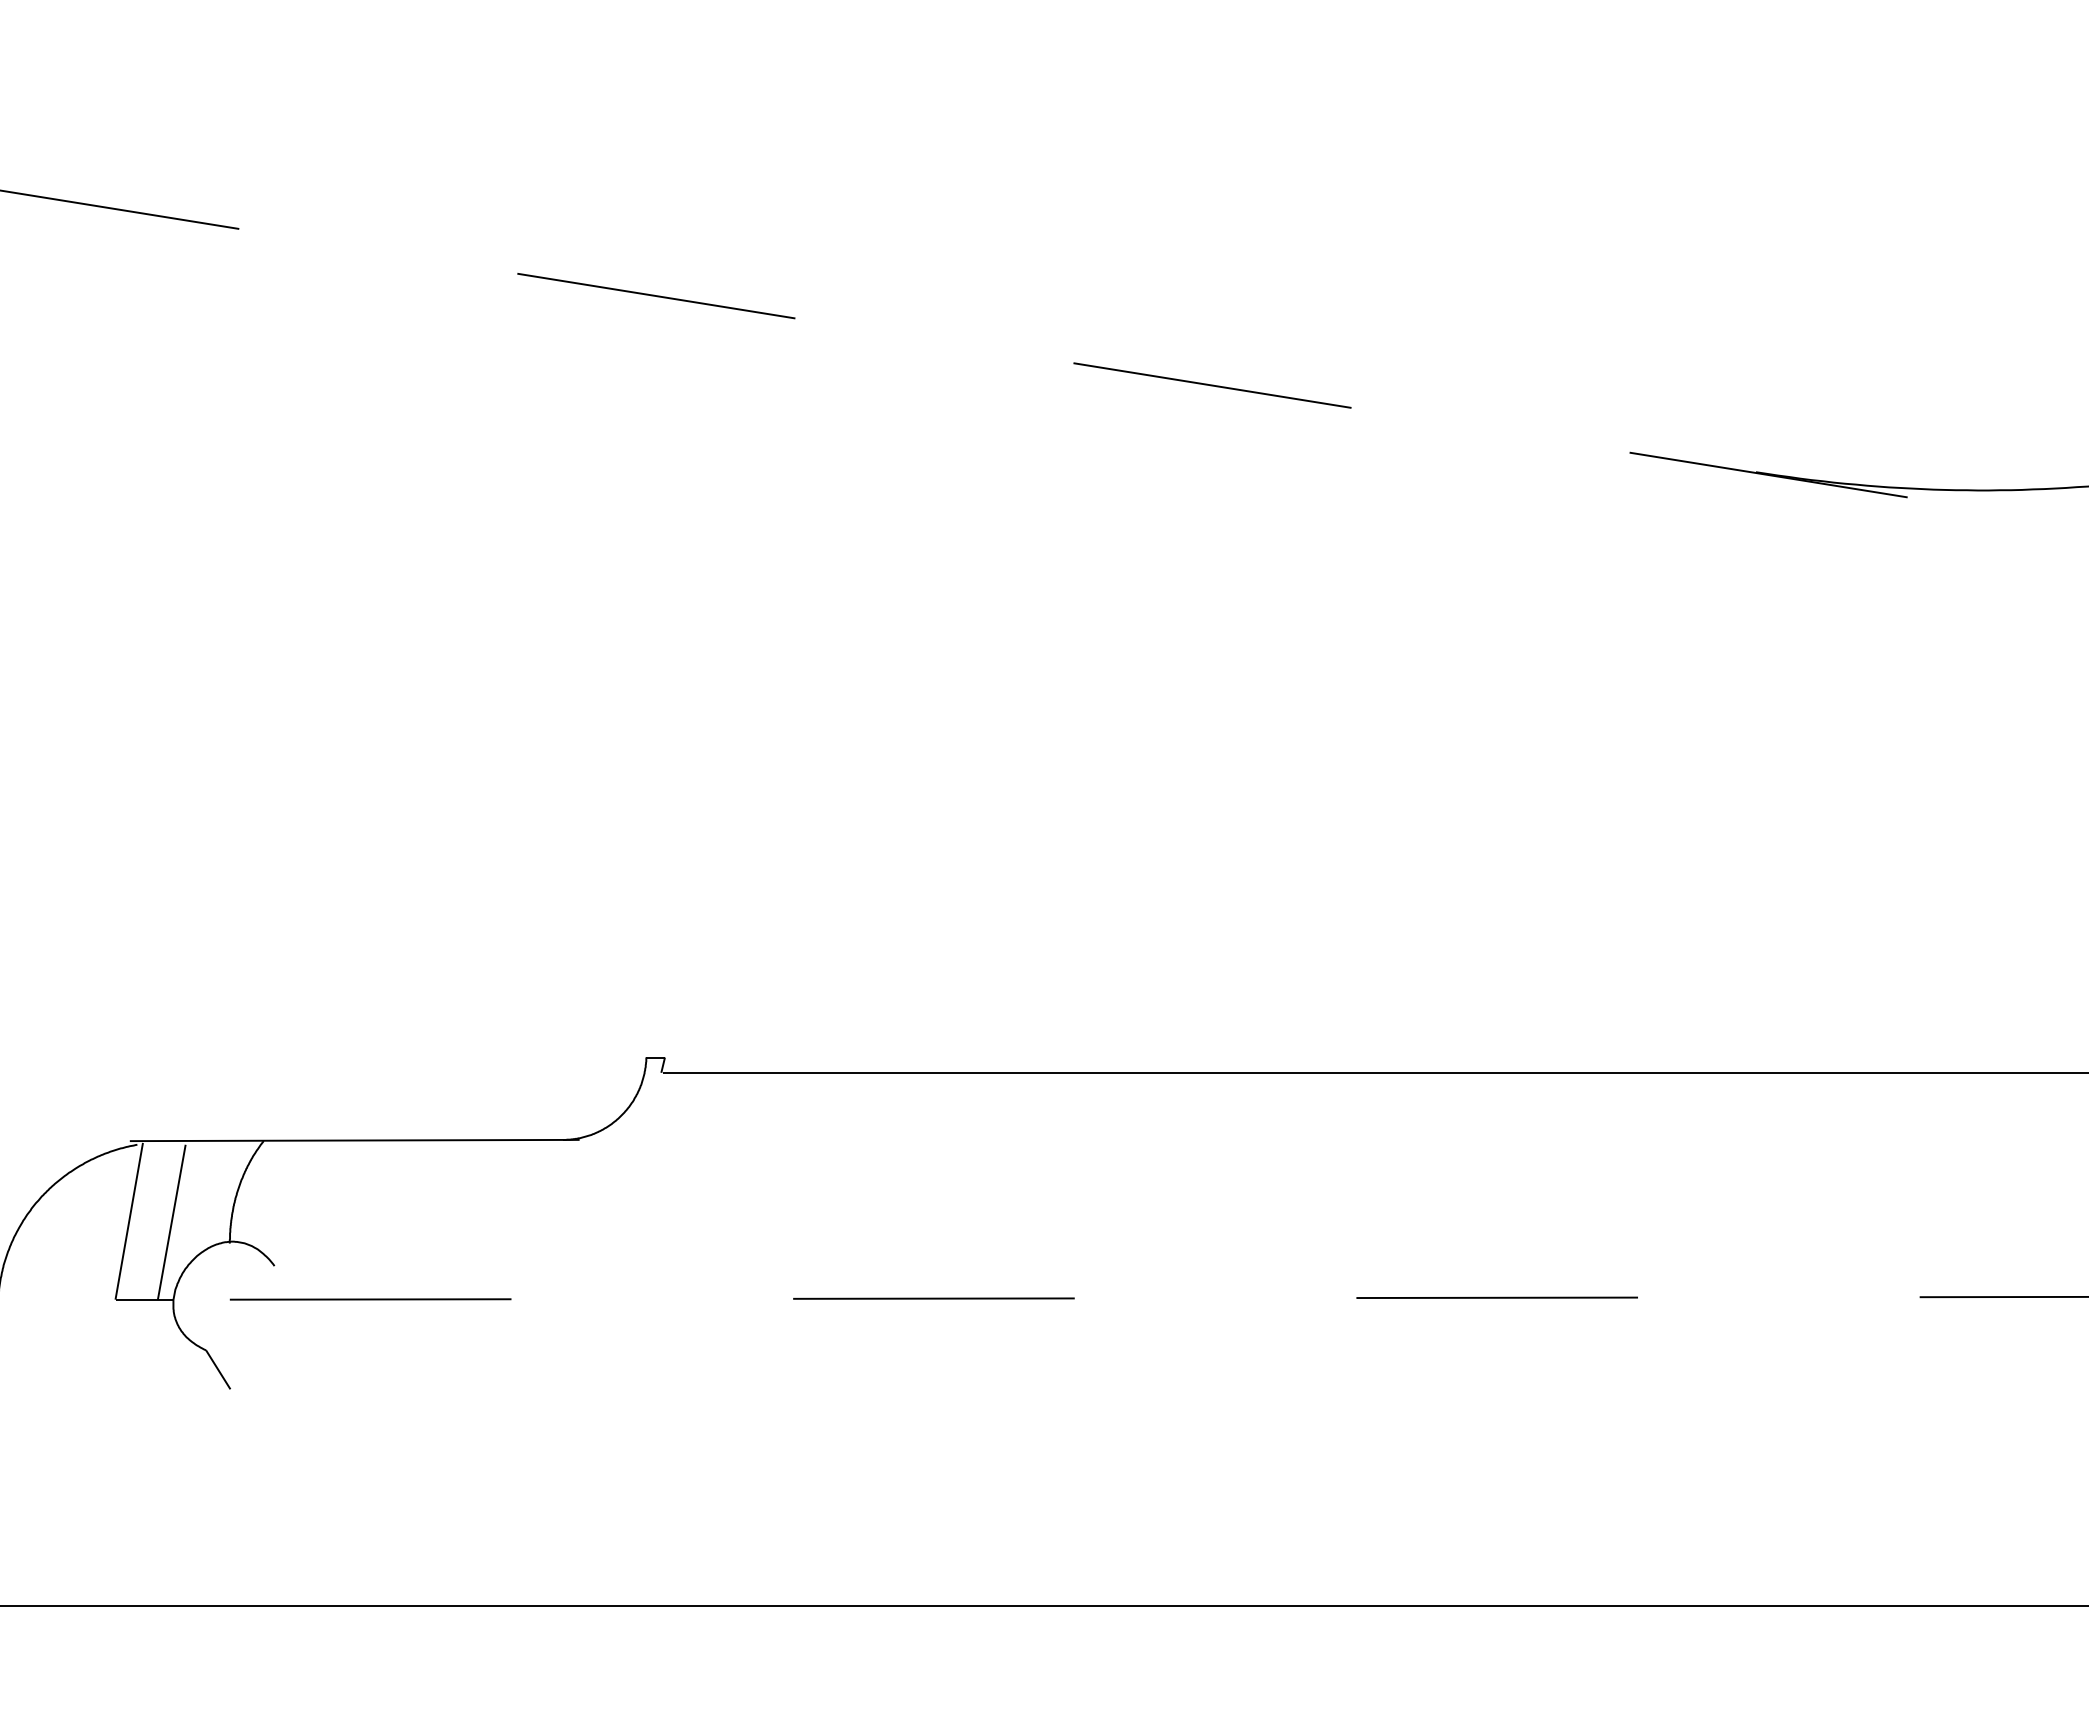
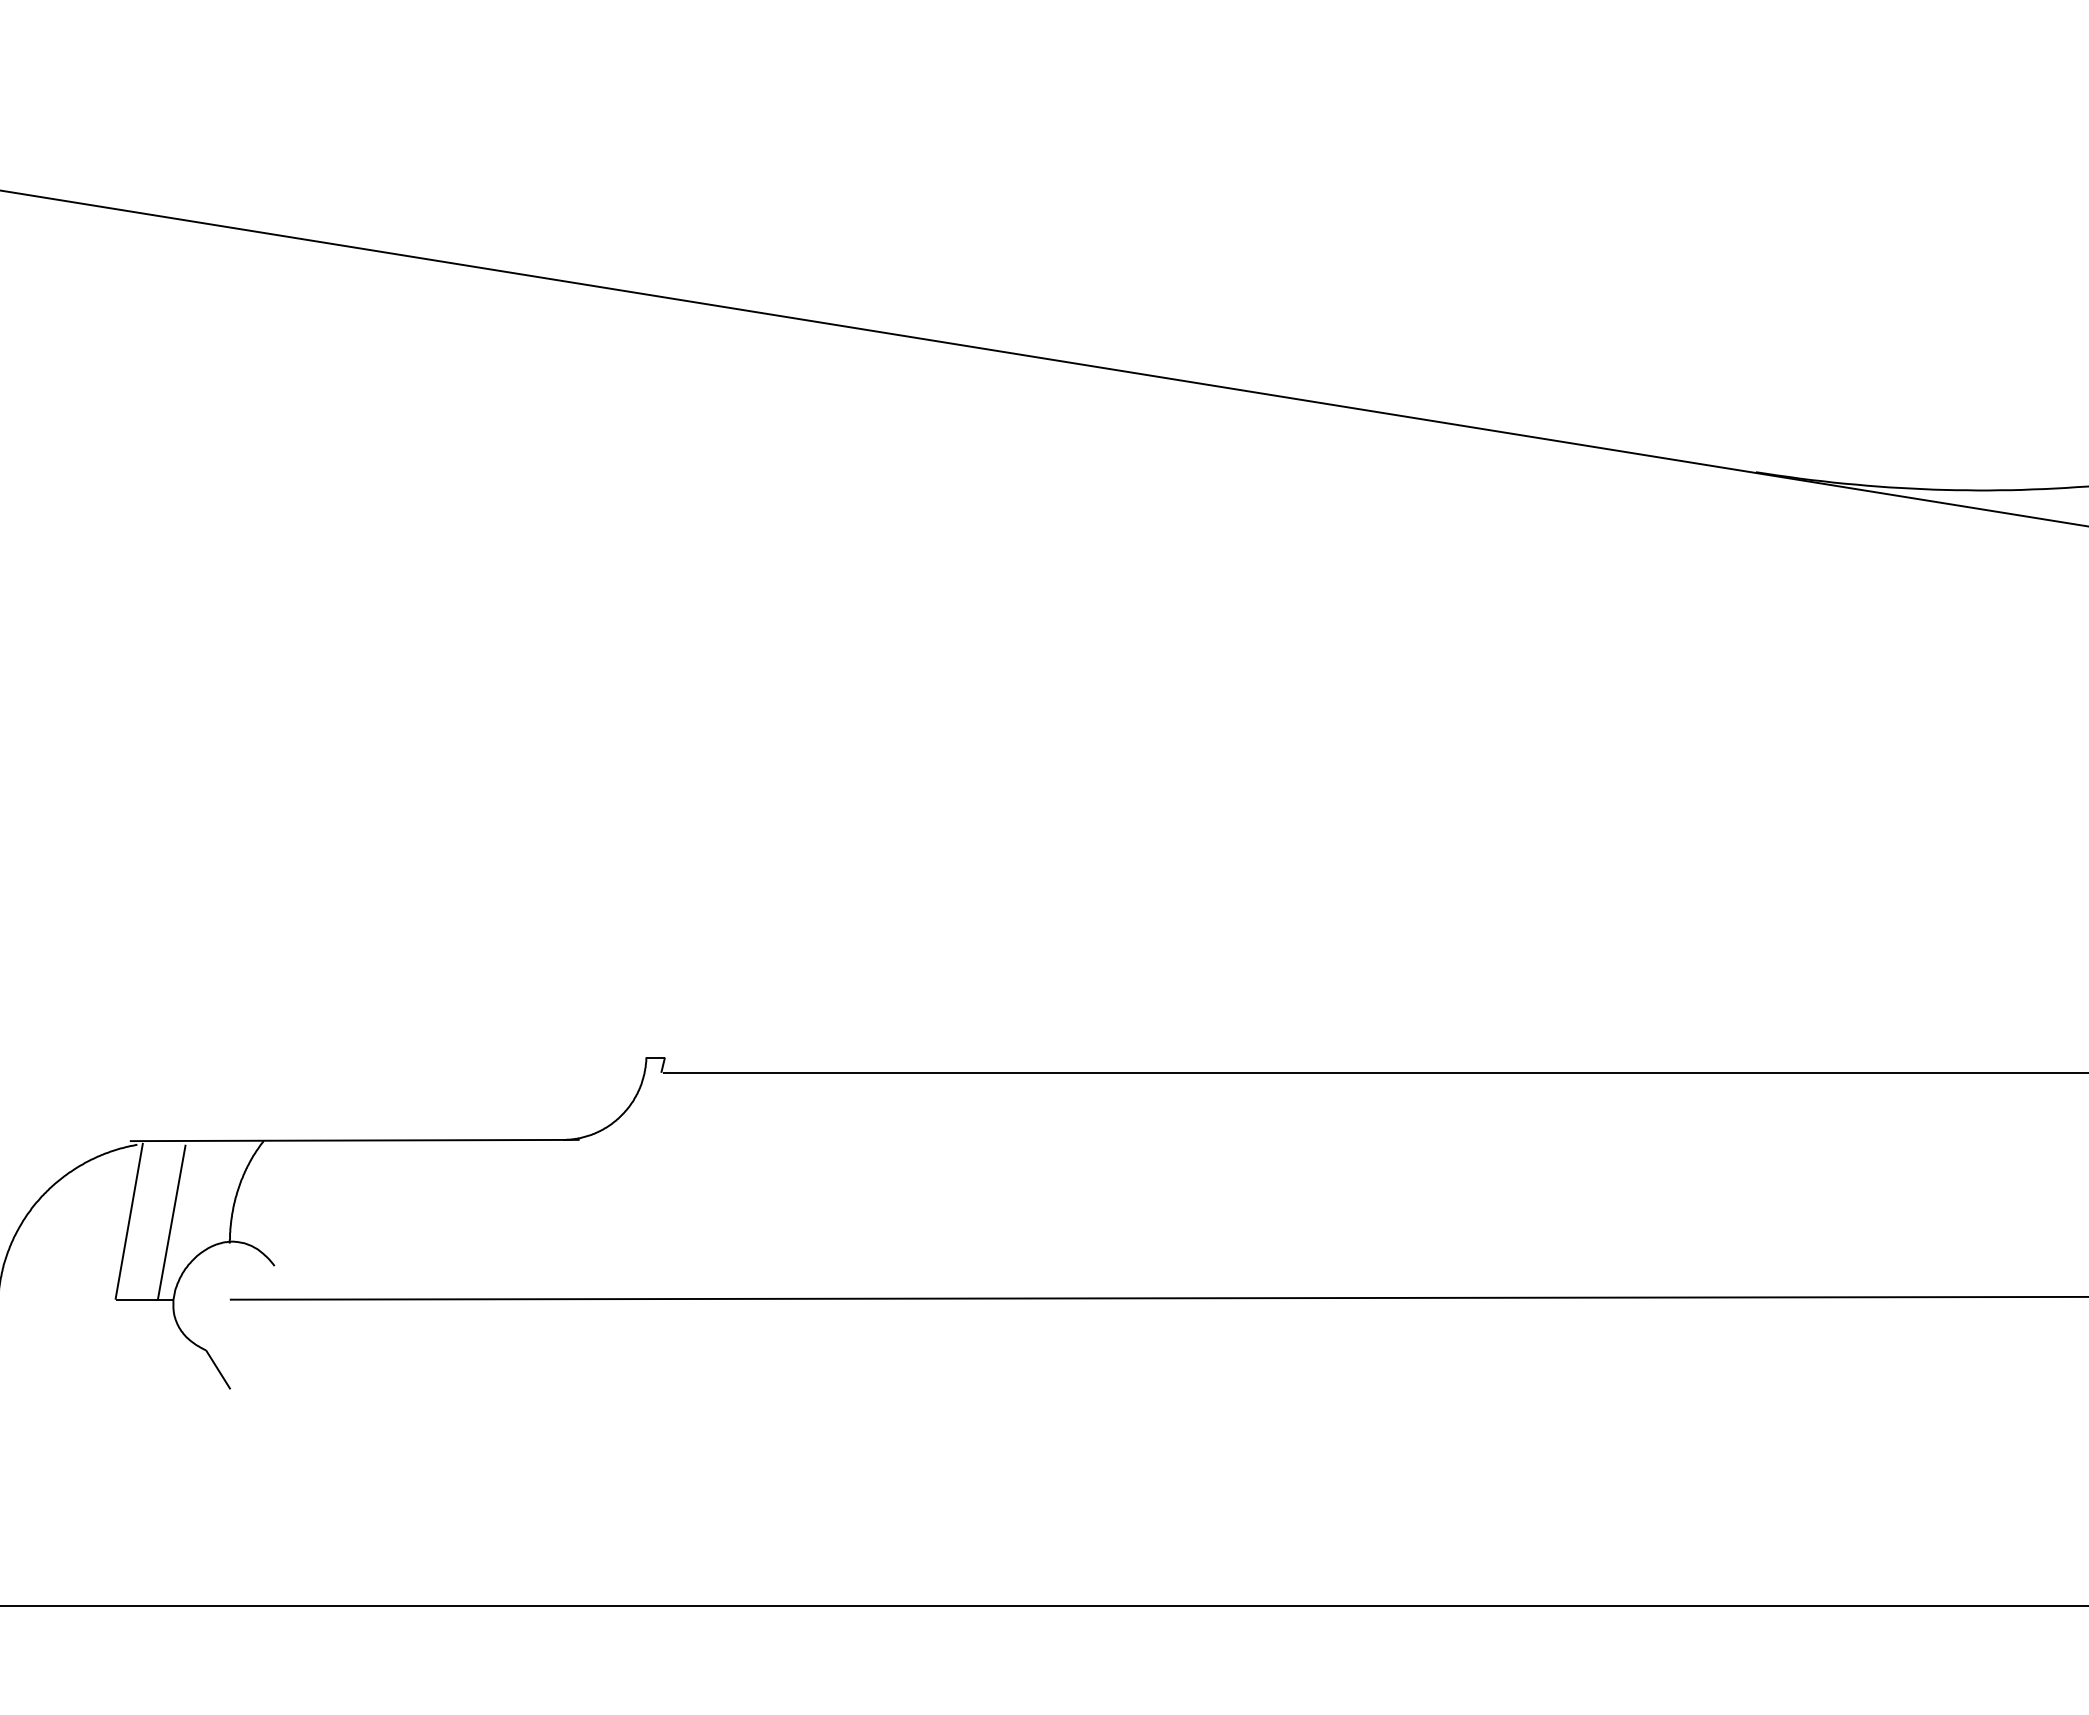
line: dashed -> solid (1045, 358)
line: dashed -> solid (1159, 1298)
